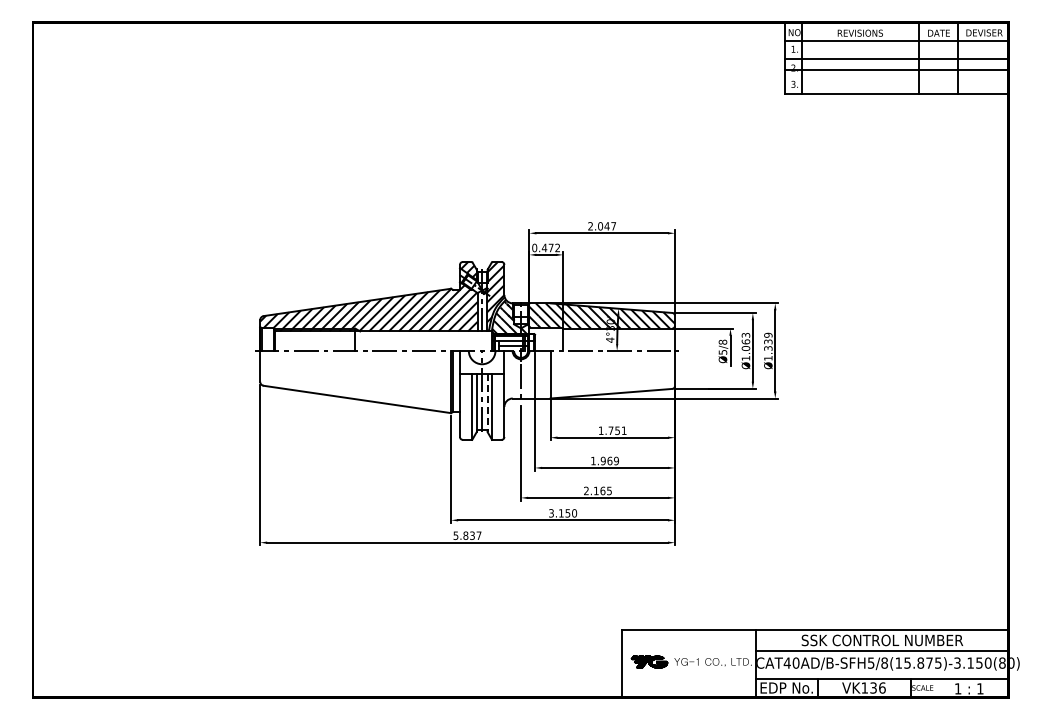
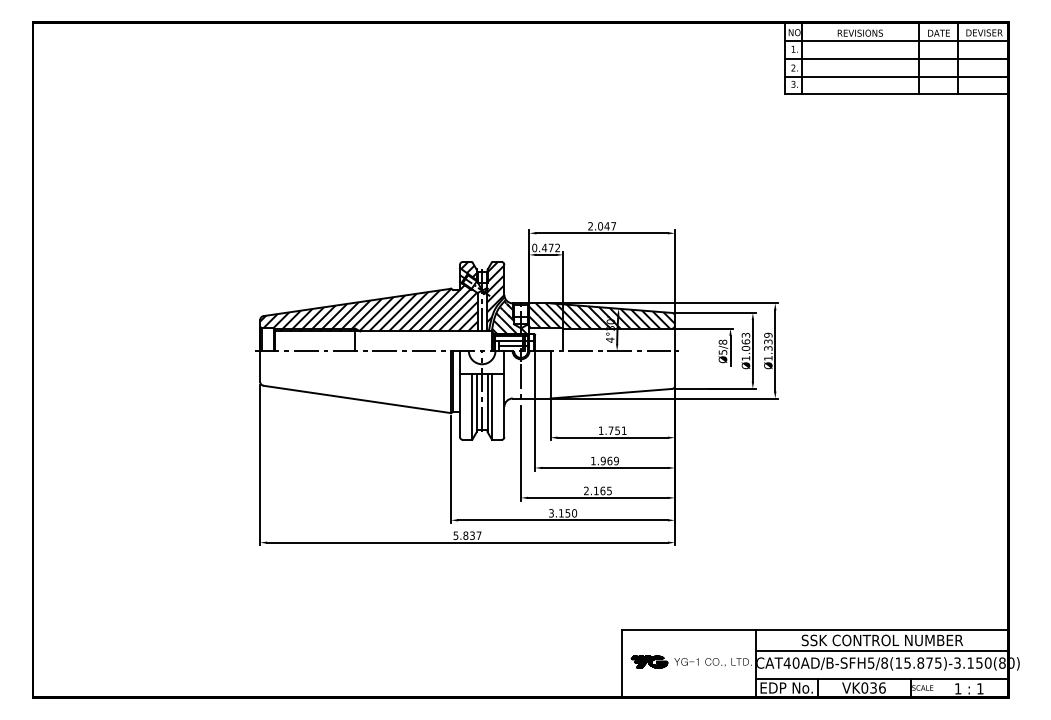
line position: (896, 69) -> (896, 76) (896, 76)
line: dashed -> solid (487, 403)
text: VK136 -> VK036 (864, 687)
